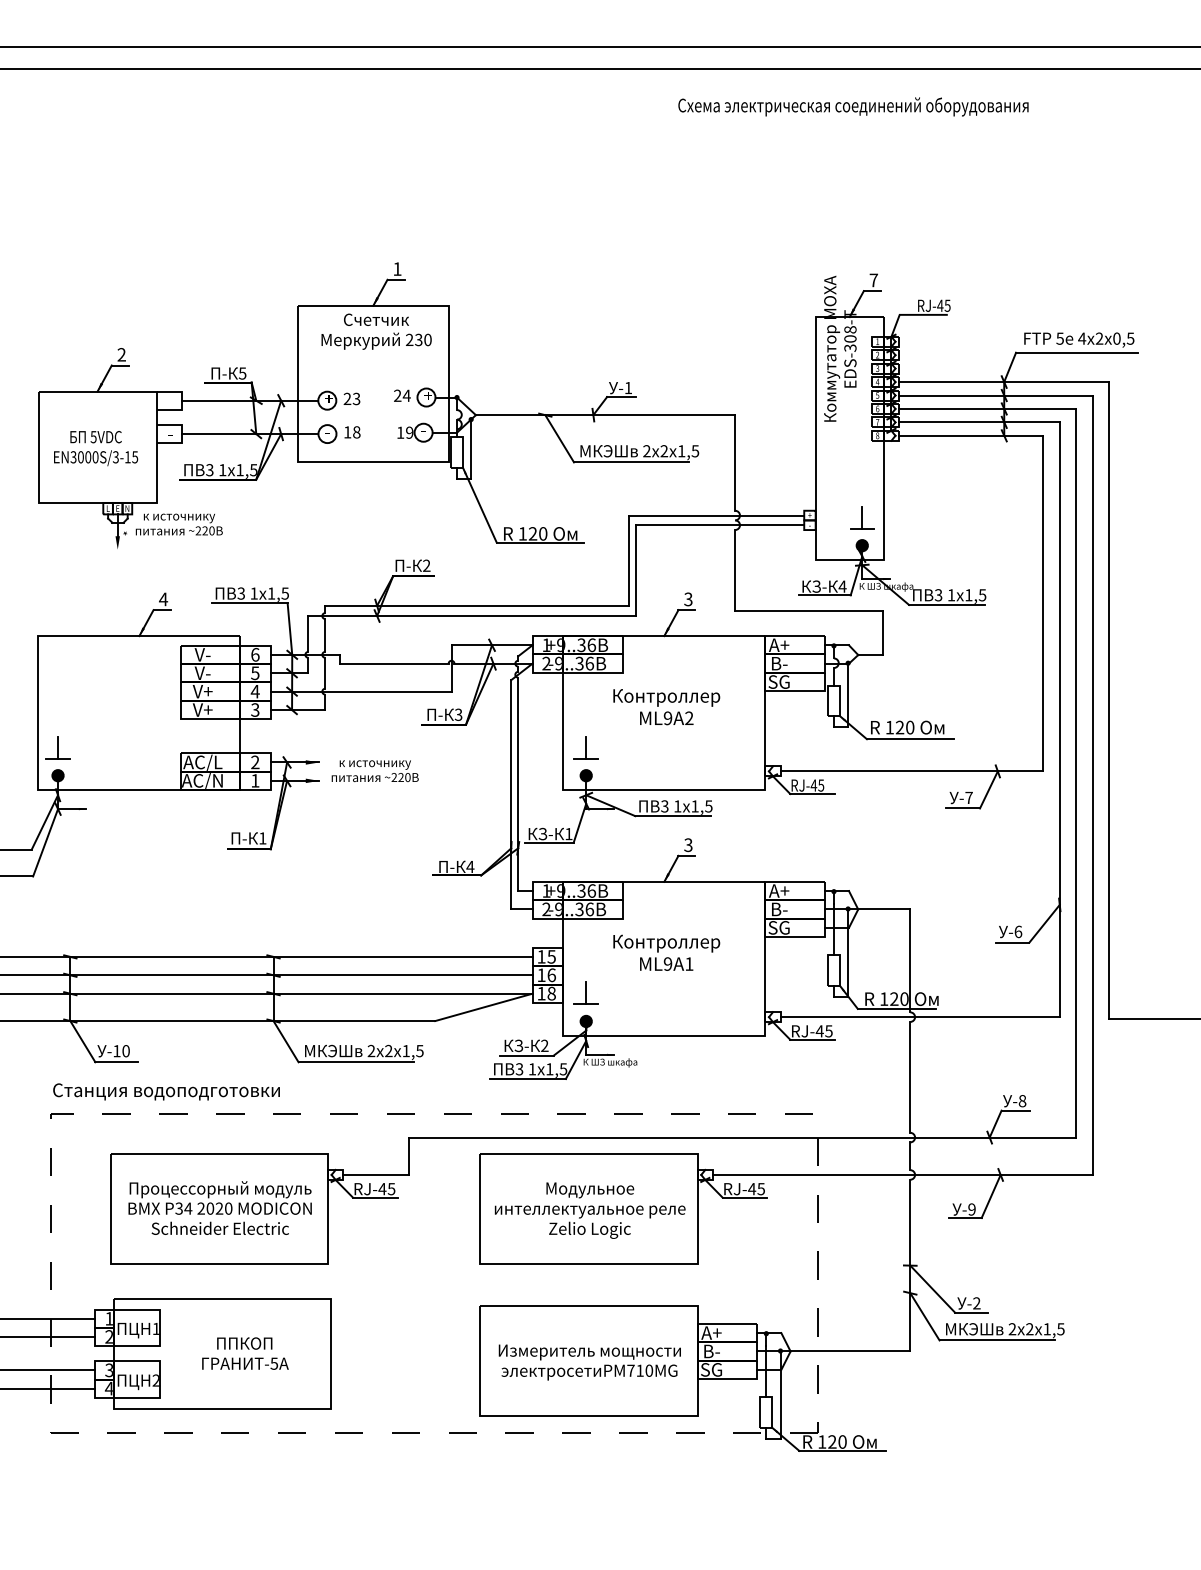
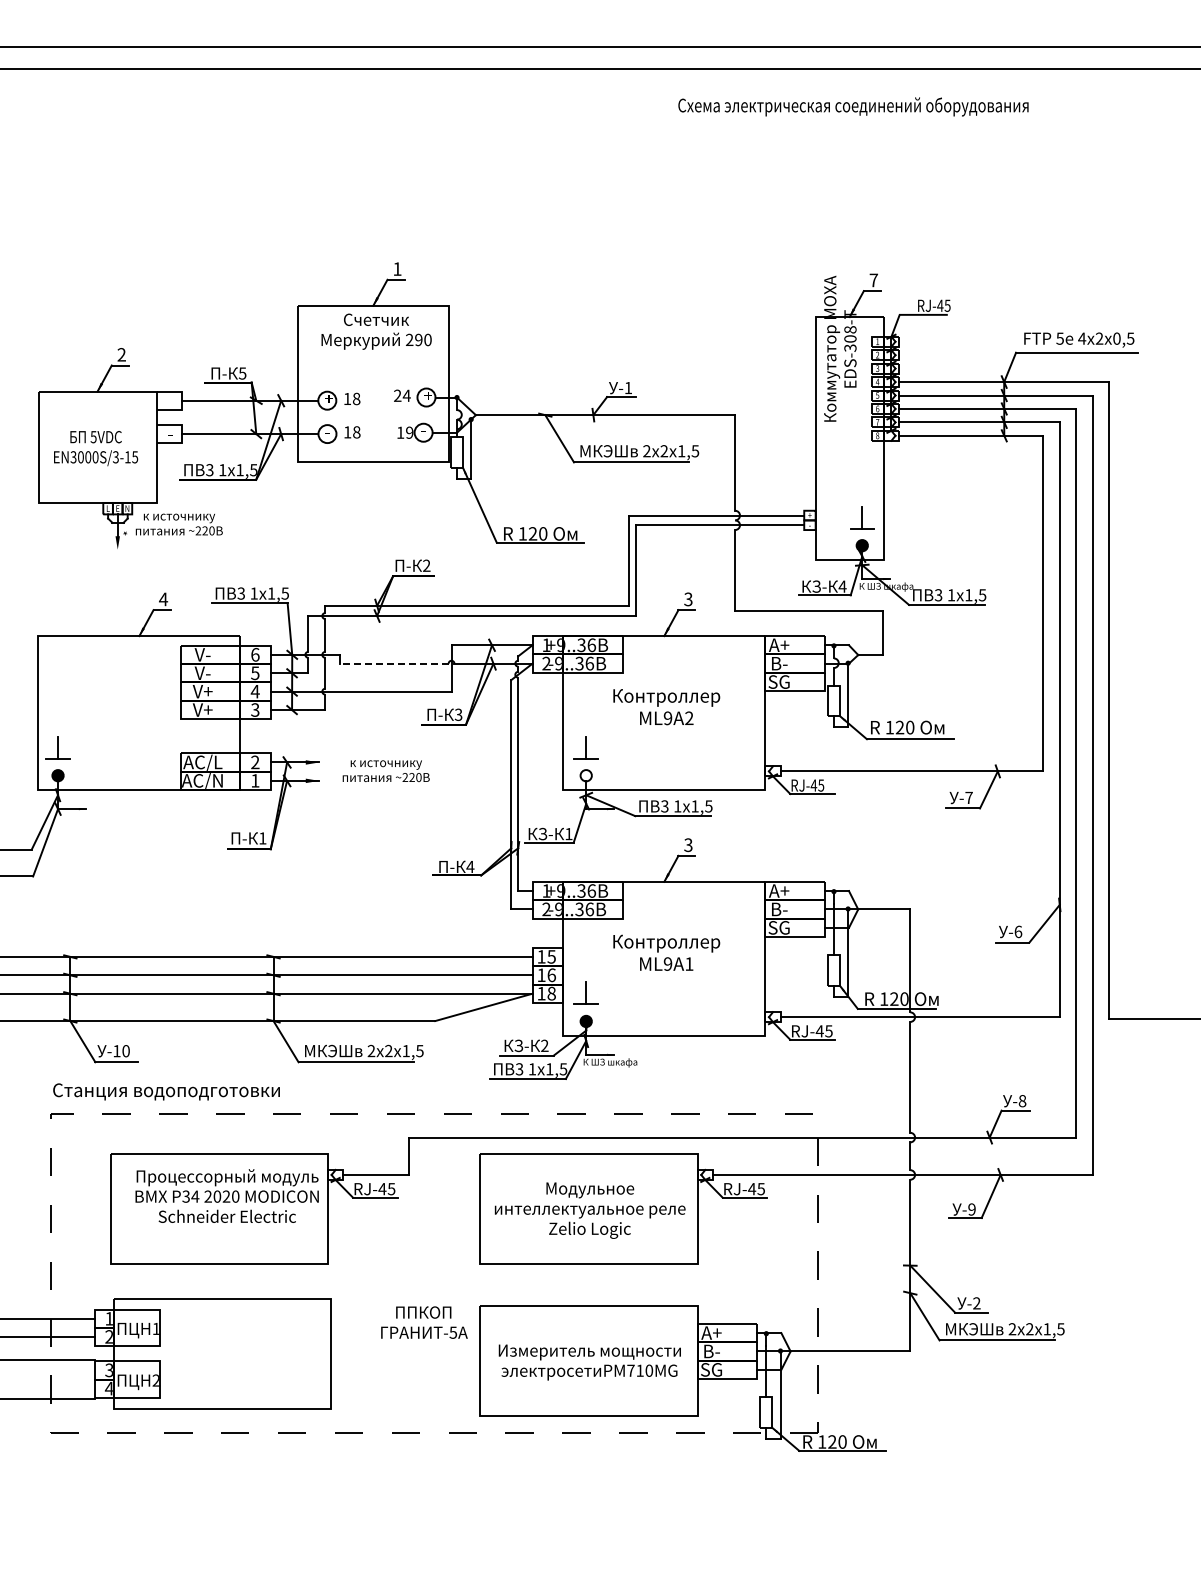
text: 230 -> 290 (418, 340)
text: 23 -> 18 (351, 398)
line: solid -> dashed (393, 663)
text position: (374, 771) -> (385, 771) (385, 771)
fill: present -> none (585, 775)
text position: (219, 1207) -> (226, 1195) (226, 1195)
text position: (245, 1353) -> (424, 1322) (424, 1322)
line position: (48, 1370) -> (48, 1360) (48, 1360)
line position: (48, 1388) -> (48, 1398) (48, 1398)
